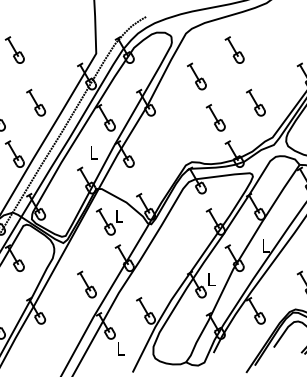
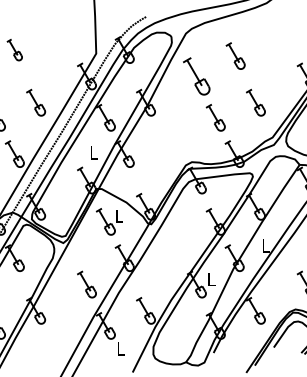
part size: 21x28 px -> 17x23 px (14, 50)
part position: (234, 49) -> (235, 55) (235, 55)
part size: 20x29 px -> 28x39 px (196, 76)
